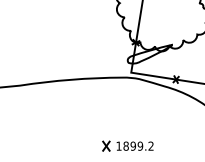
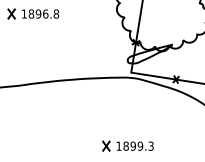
part: none -> present (33, 13)
text: 1899.2 -> 1899.3 (150, 146)
